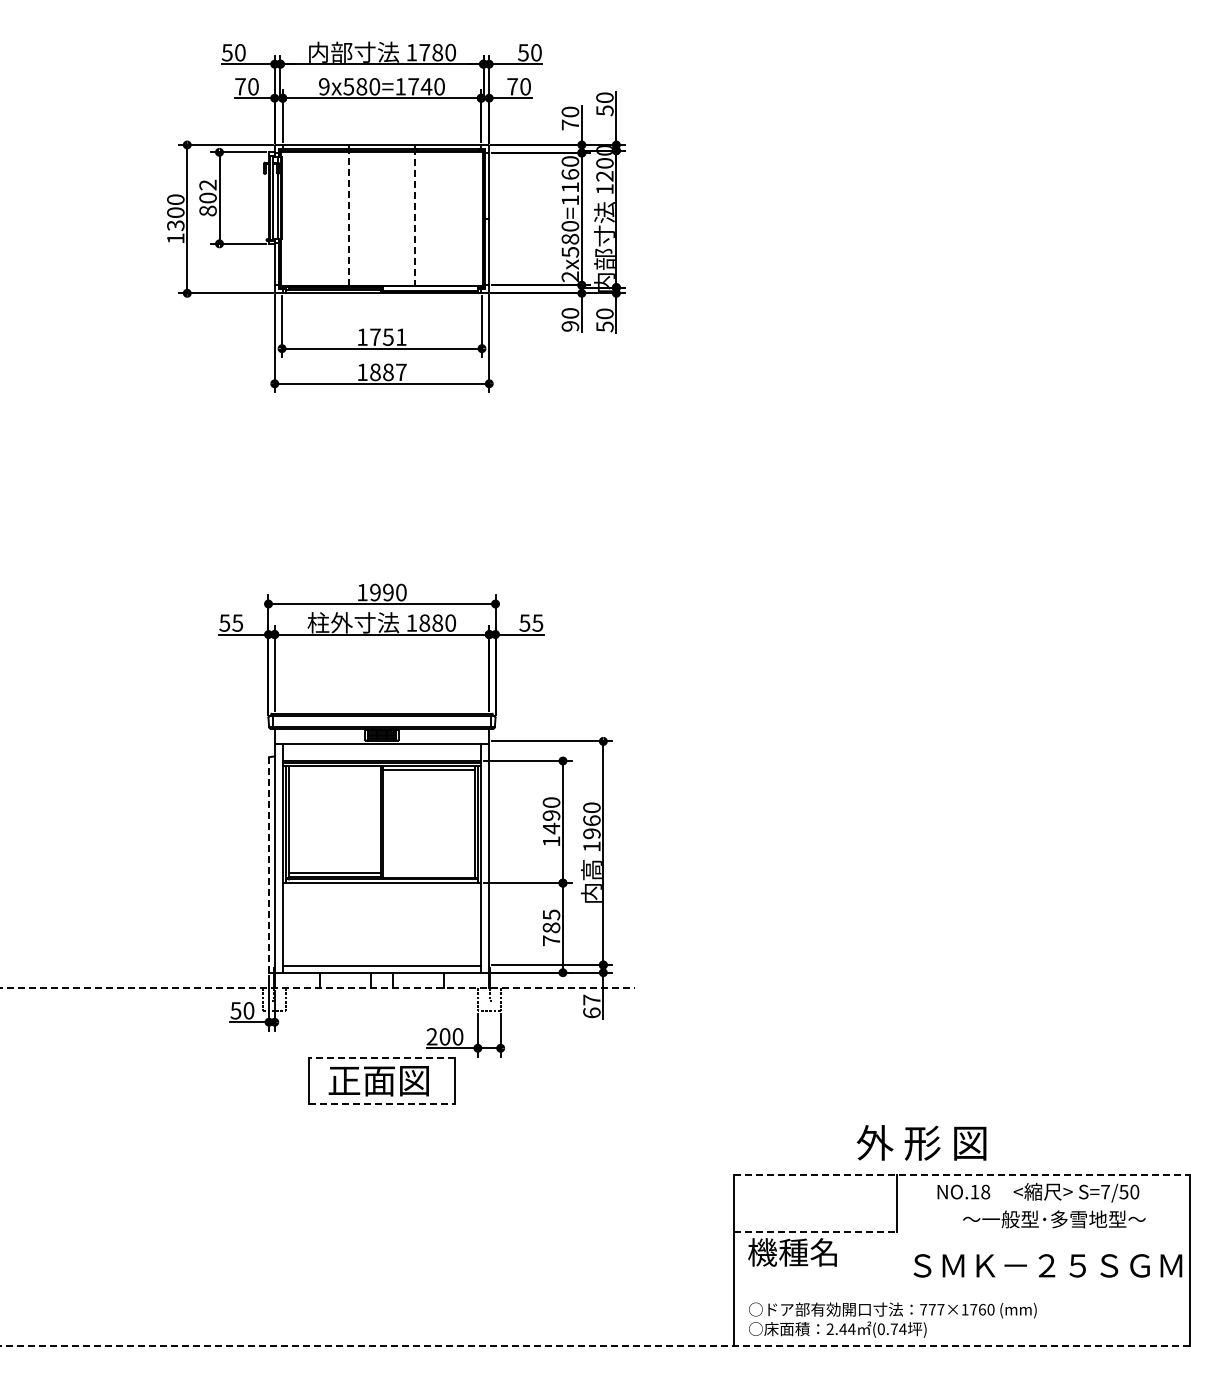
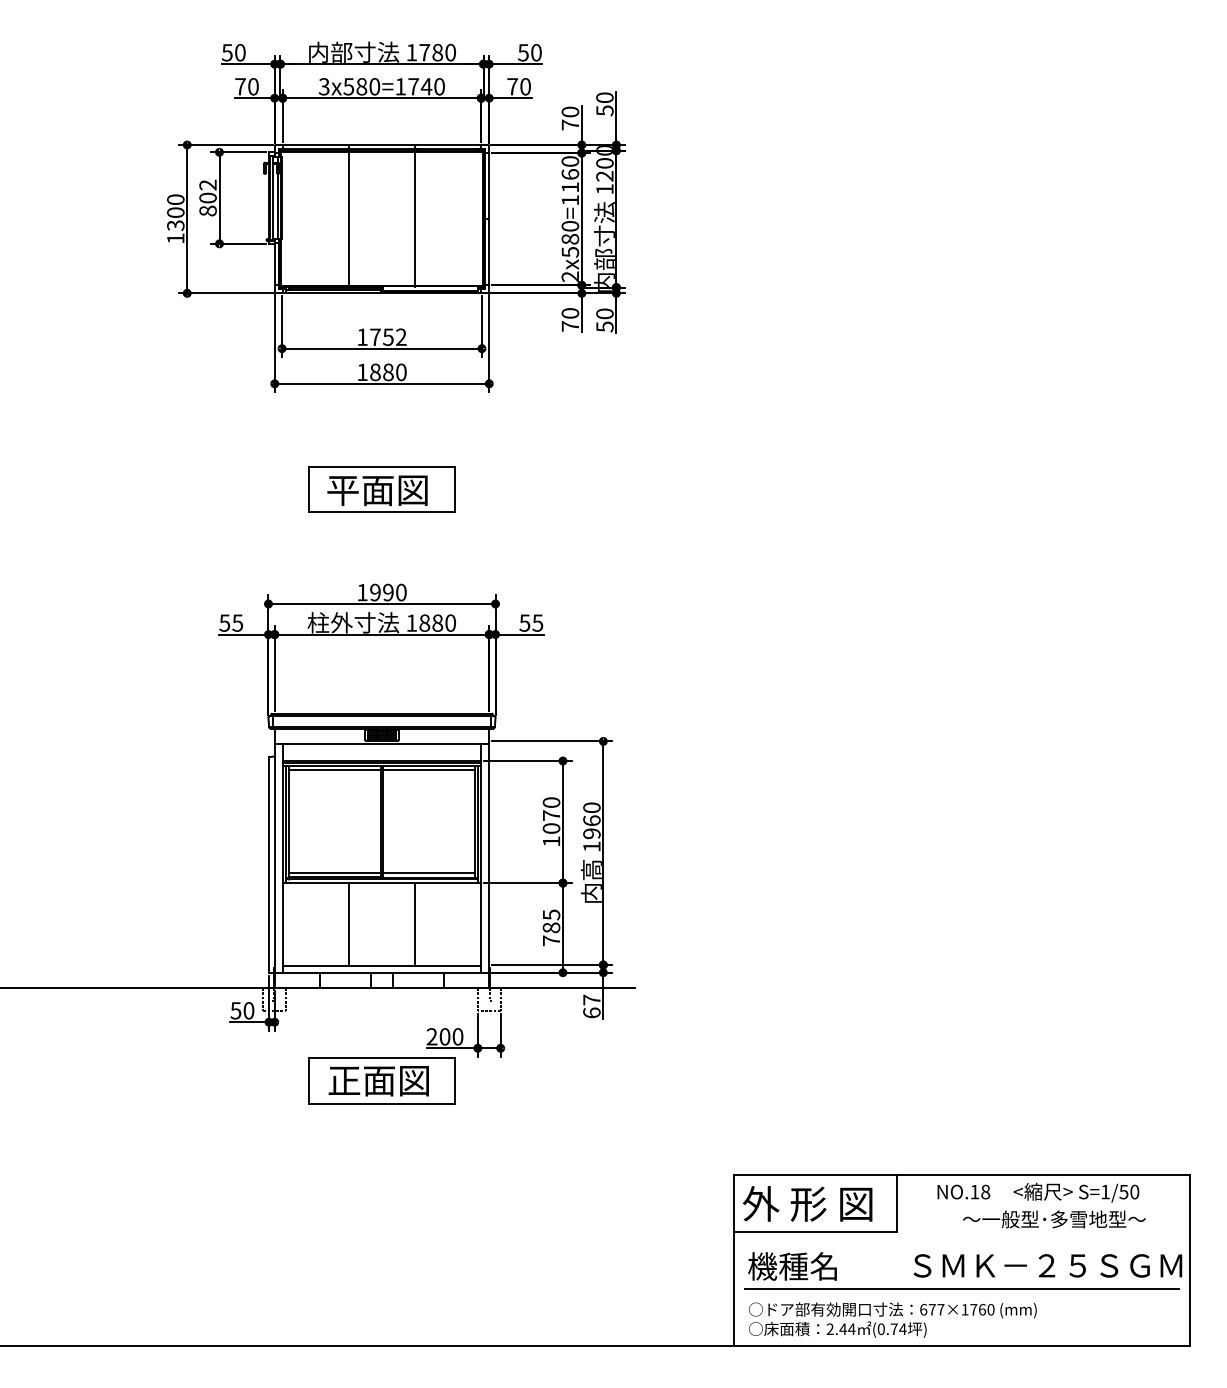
text: 9x580=1740 -> 3x580=1740 (323, 86)
line: dashed -> solid (349, 218)
line: dashed -> solid (415, 218)
text: 90 -> 70 (570, 326)
text: 1751 -> 1752 (401, 336)
text: 1887 -> 1880 (401, 372)
part: none -> present (381, 489)
line: none -> present (334, 769)
text: 1490 -> 1070 (551, 822)
line: dashed -> solid (269, 864)
line: none -> present (428, 873)
line: none -> present (348, 924)
line: none -> present (415, 924)
line: dashed -> solid (318, 988)
line: dashed -> solid (382, 1058)
line: dashed -> solid (382, 1103)
text position: (921, 1142) -> (807, 1203) (807, 1203)
line: dashed -> solid (962, 1175)
text: S=7/50 -> S=1/50 (1105, 1192)
line: dashed -> solid (815, 1232)
text position: (792, 1252) -> (792, 1266) (792, 1266)
line: none -> present (961, 1289)
text: 777×1760 -> 677×1760 (923, 1309)
line: dashed -> solid (595, 1346)
